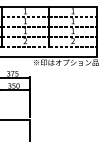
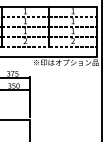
line: none -> present (101, 70)
